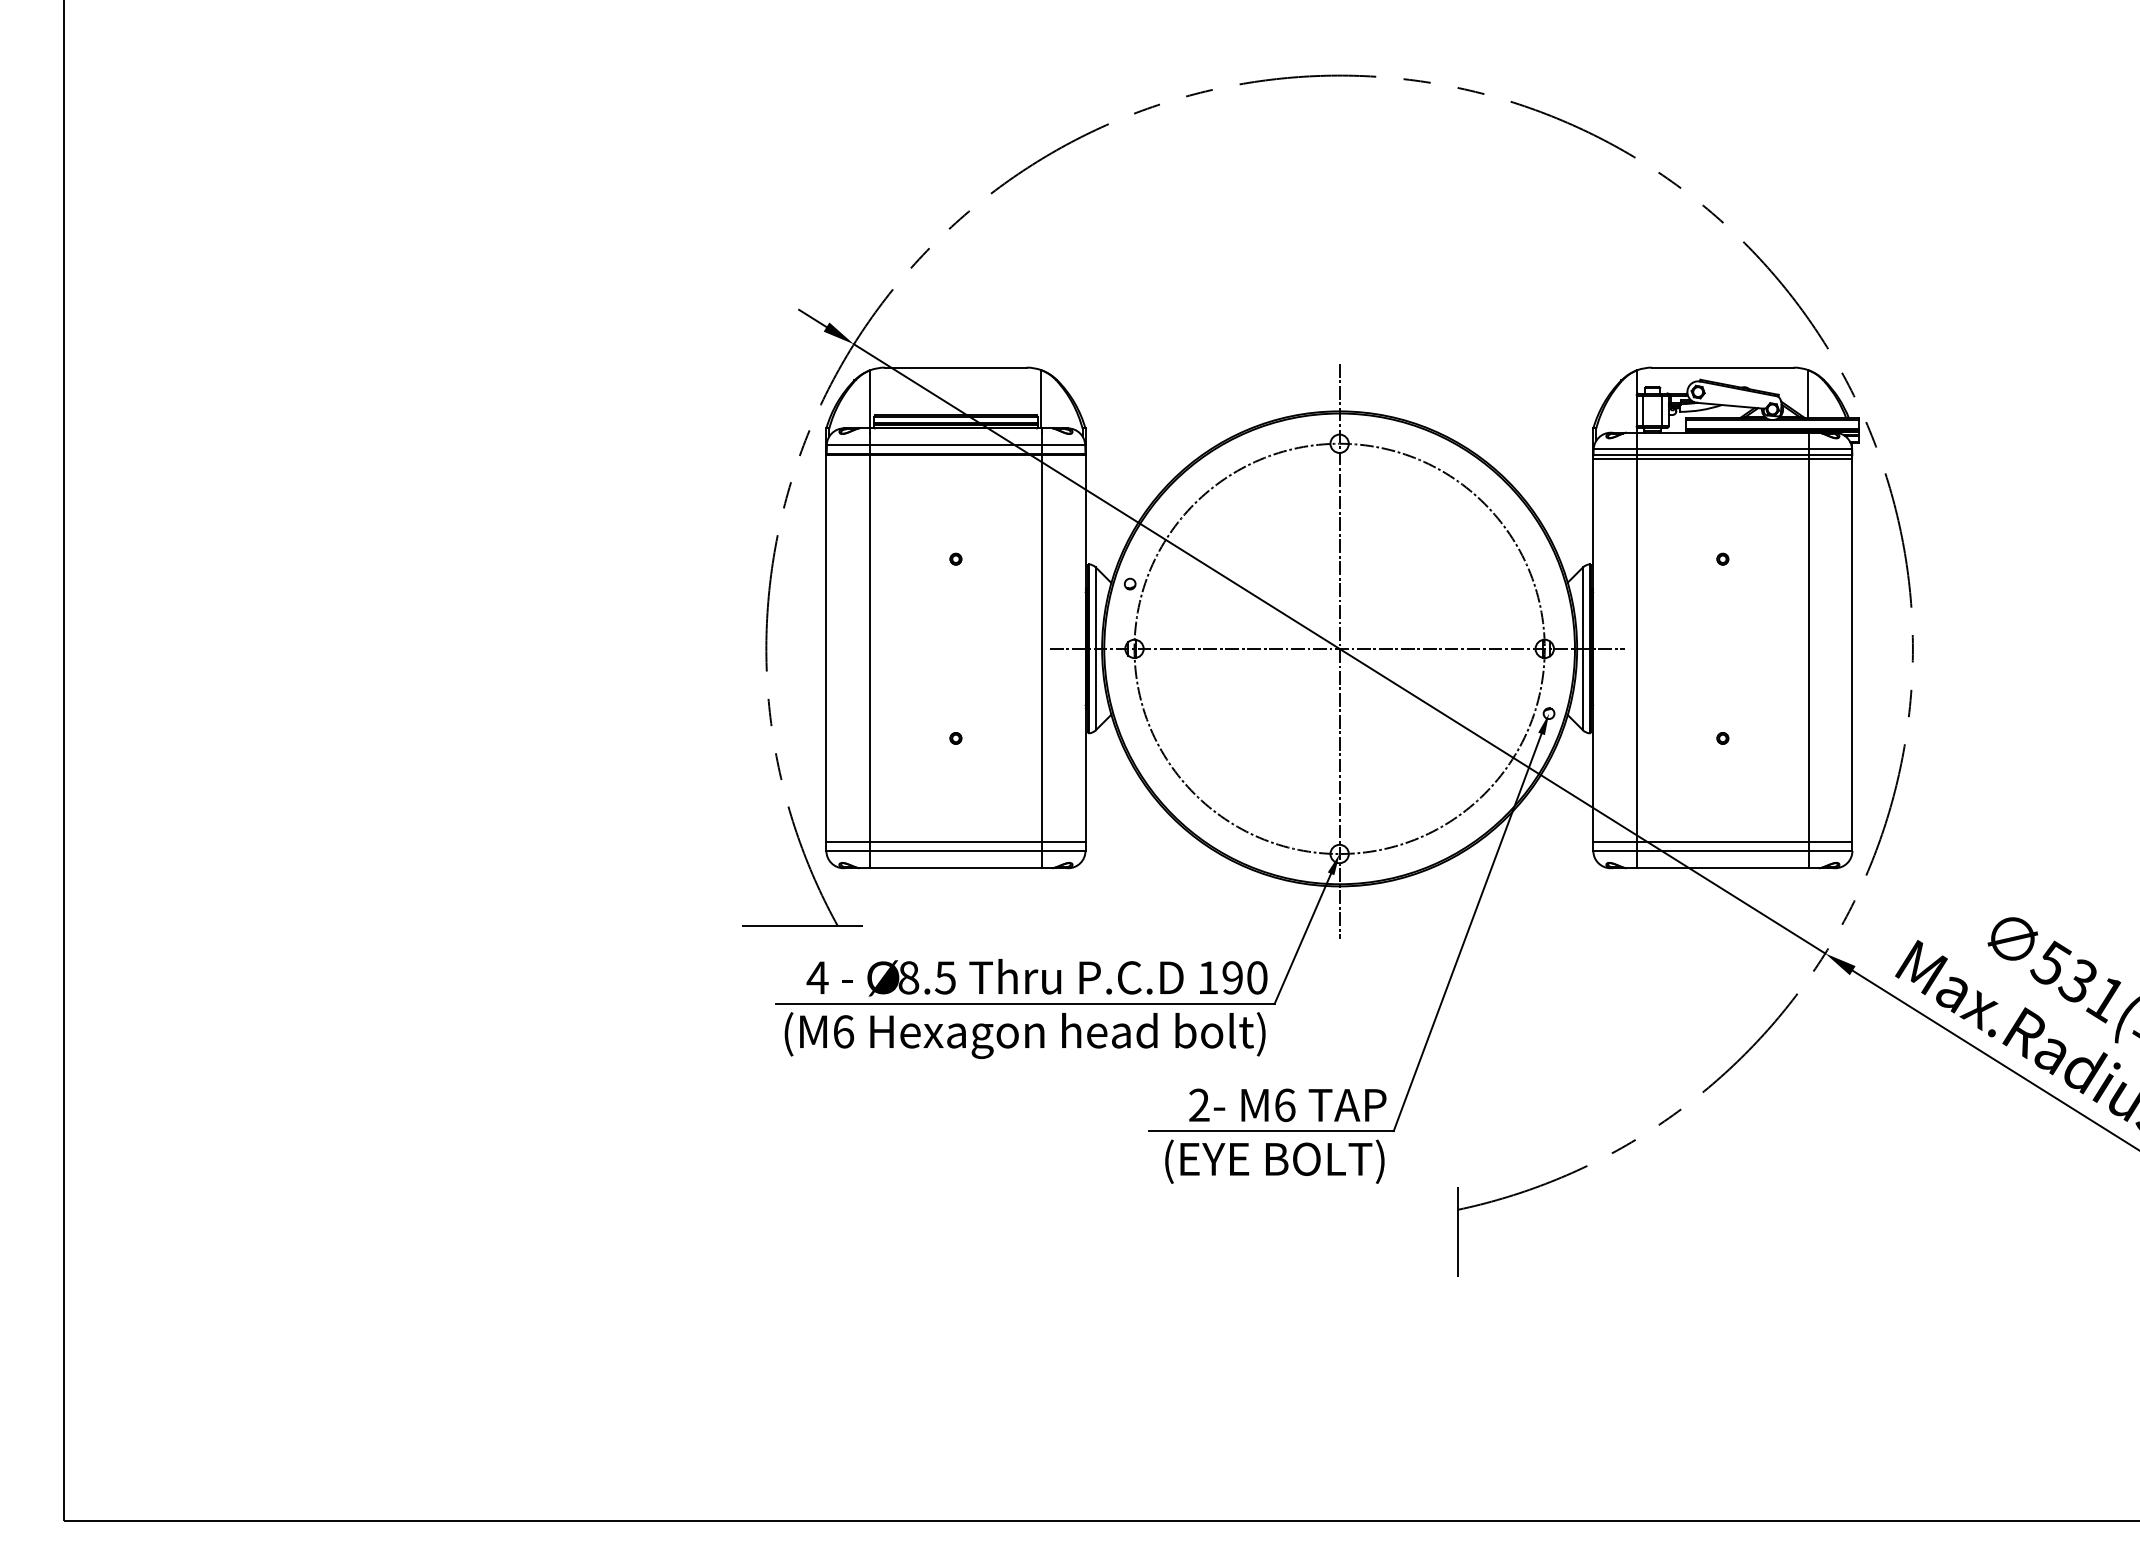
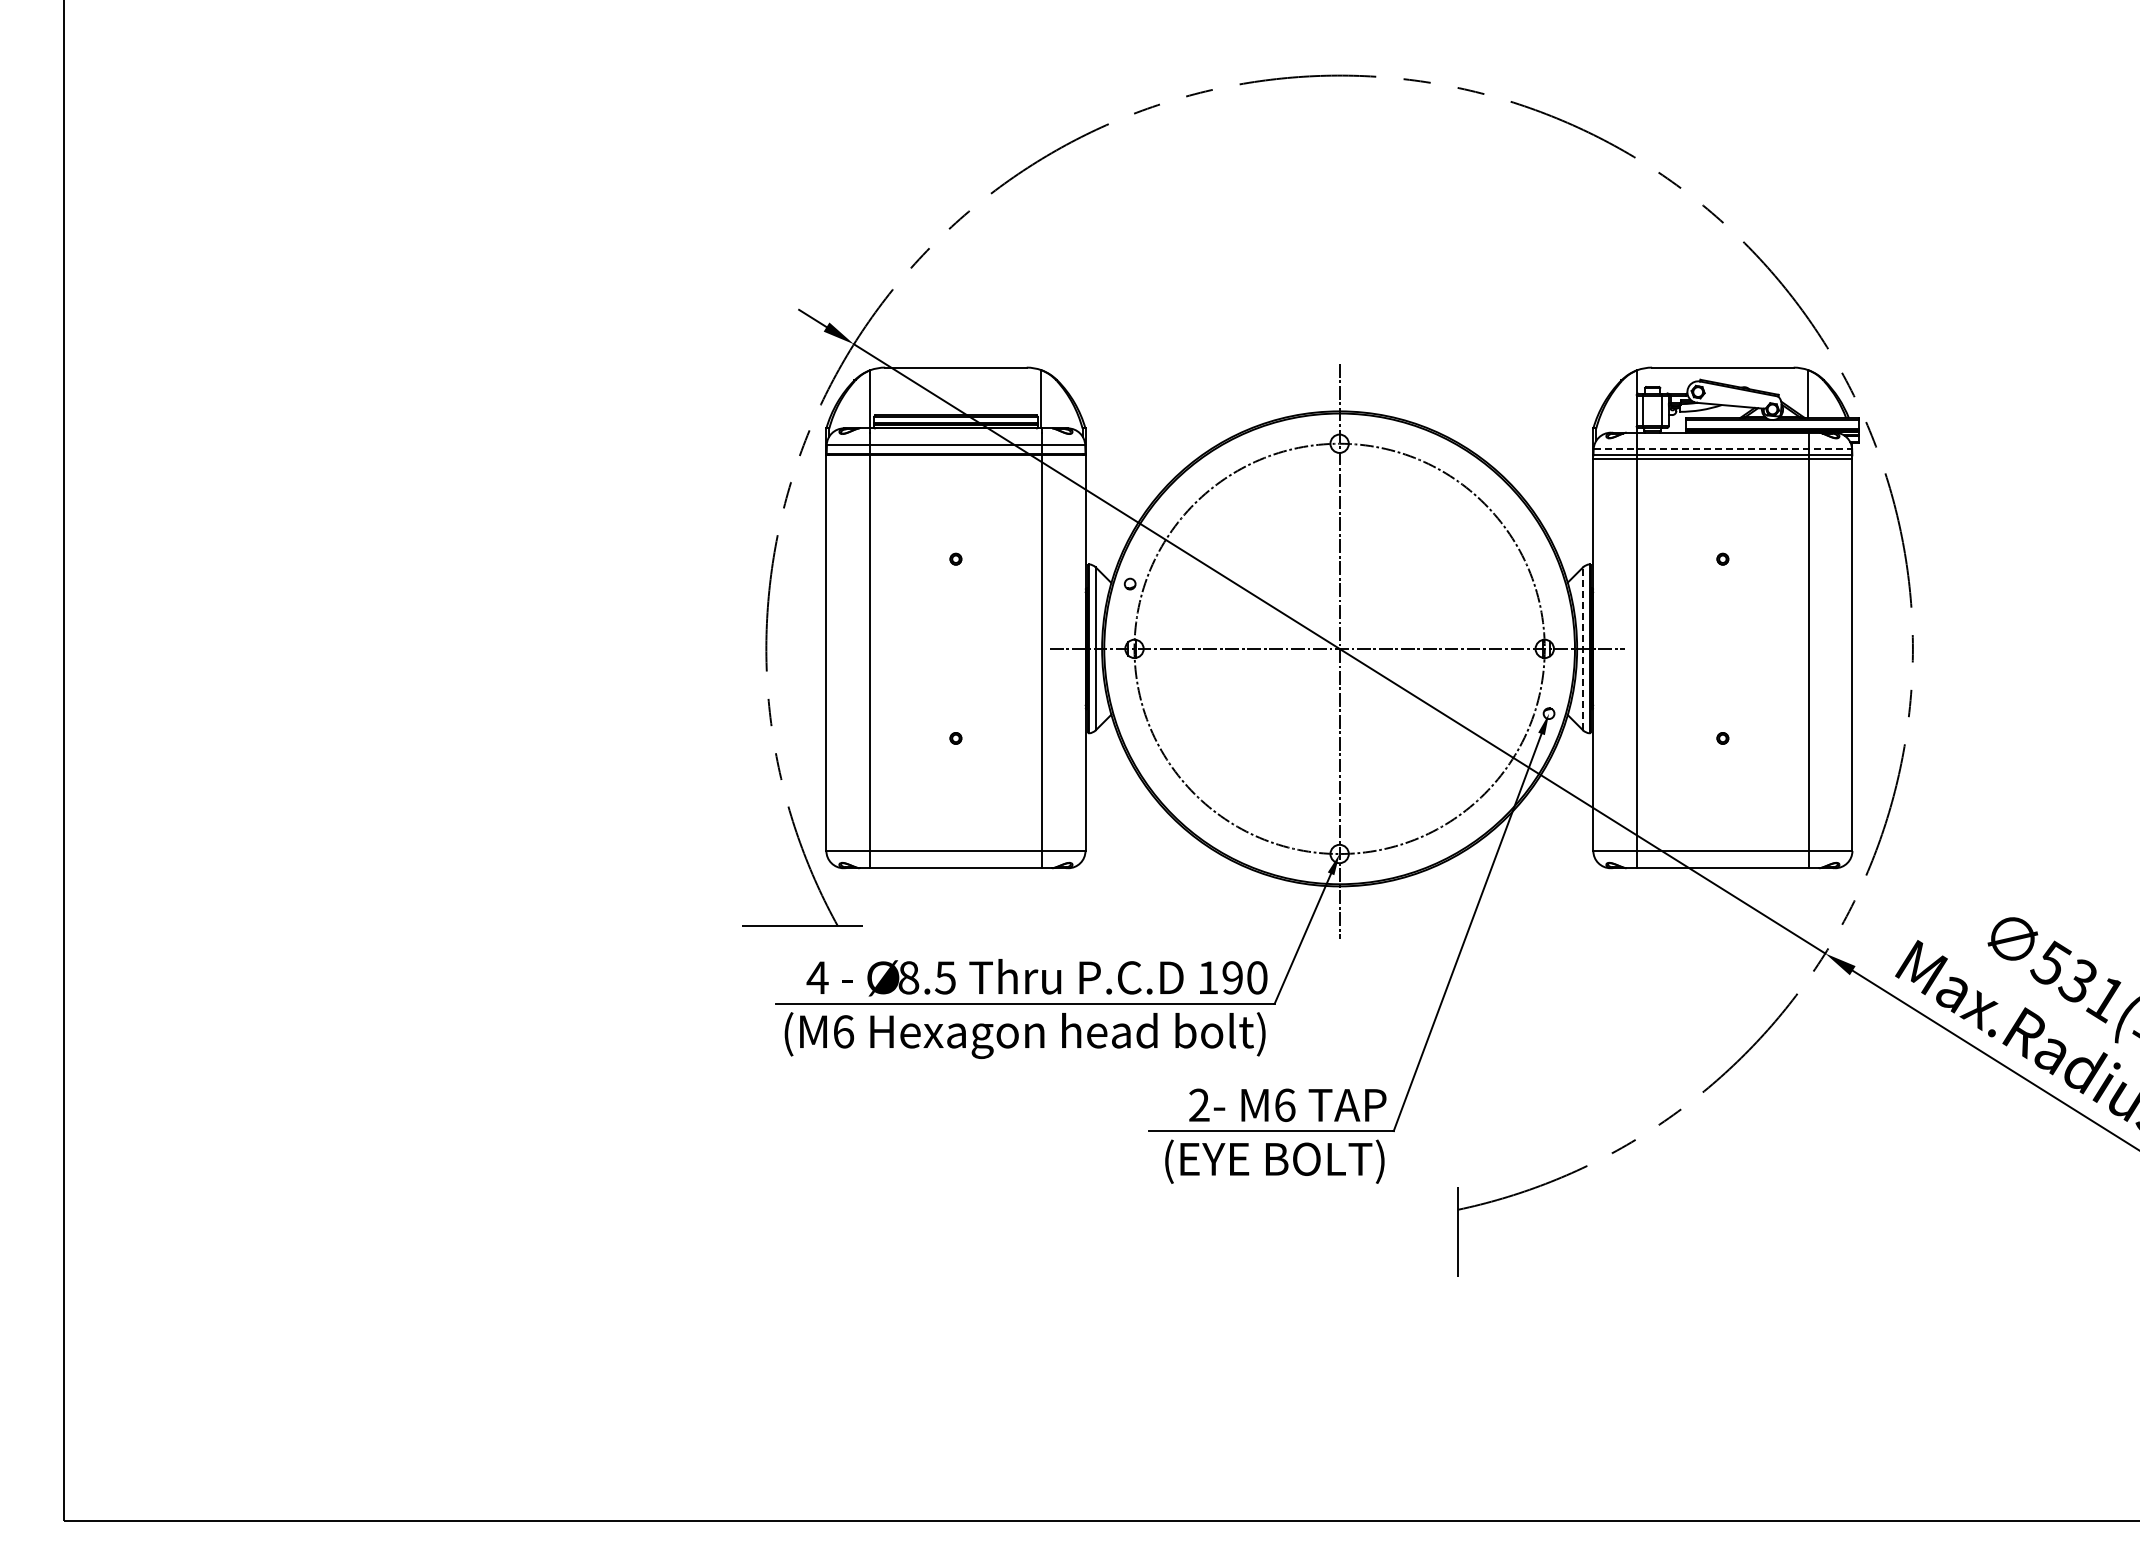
line: solid -> dashed (1723, 449)
line: solid -> dashed (1582, 648)
line: present -> none (955, 842)
line: present -> none (1722, 842)
